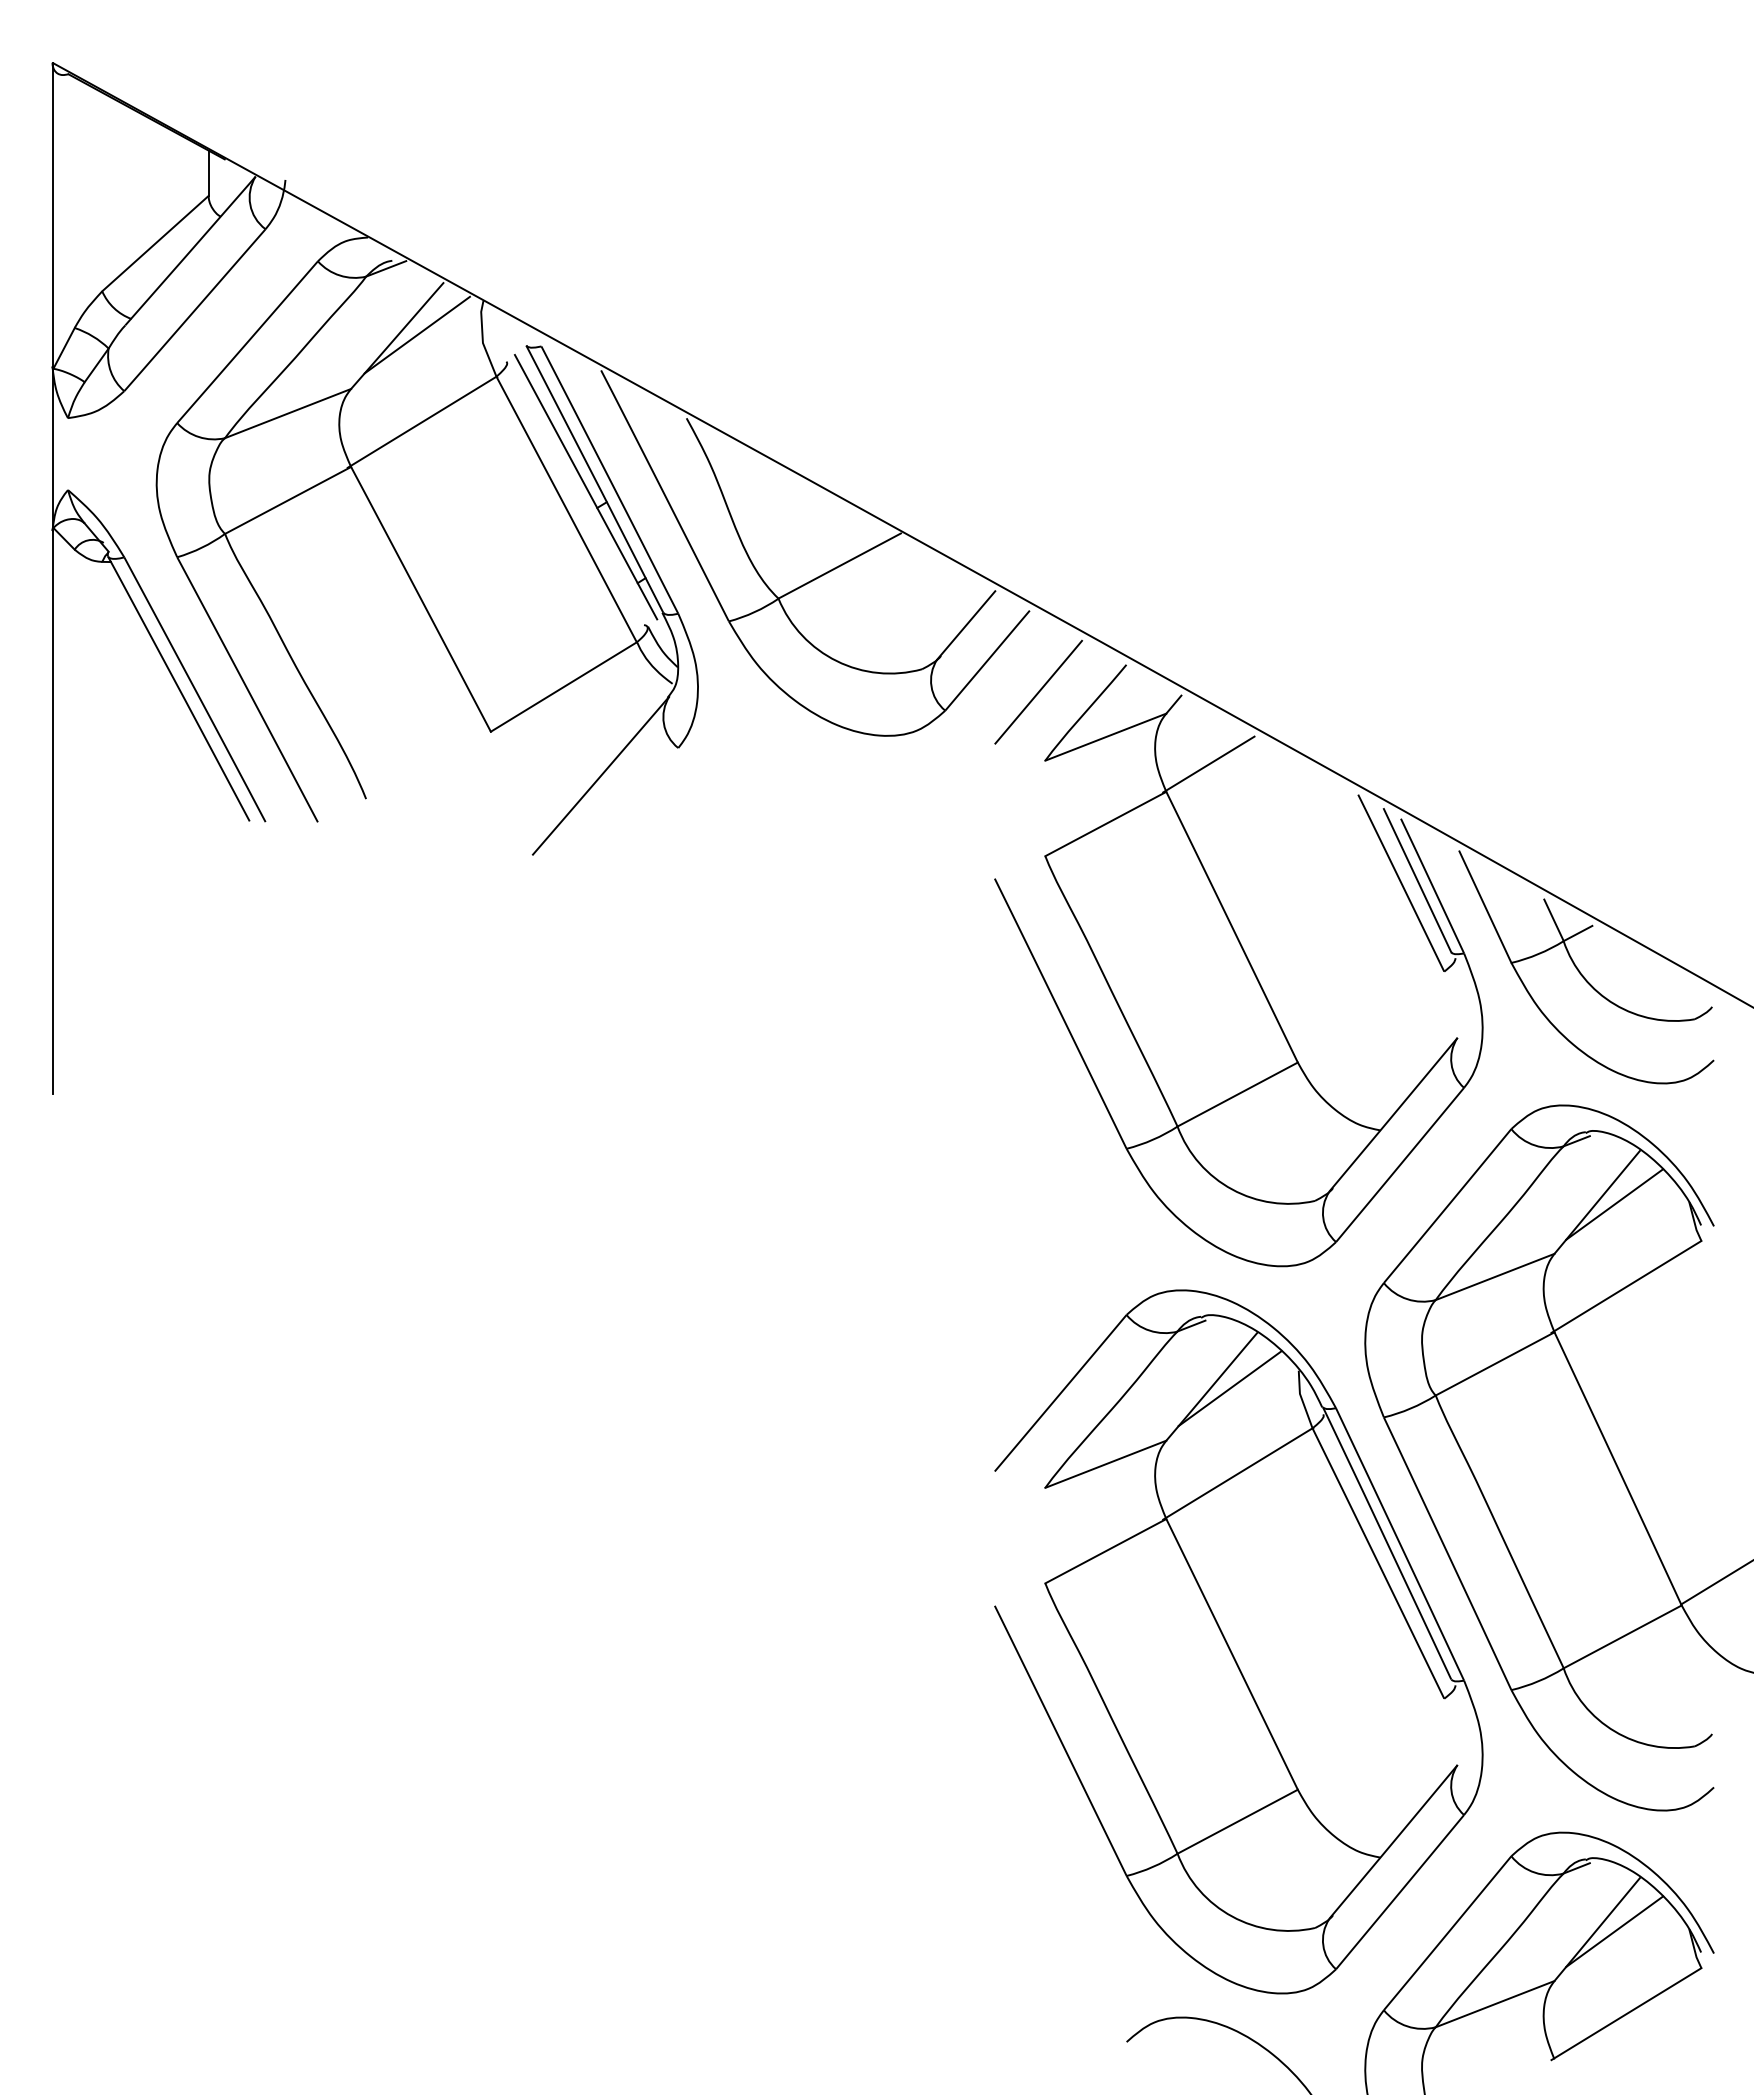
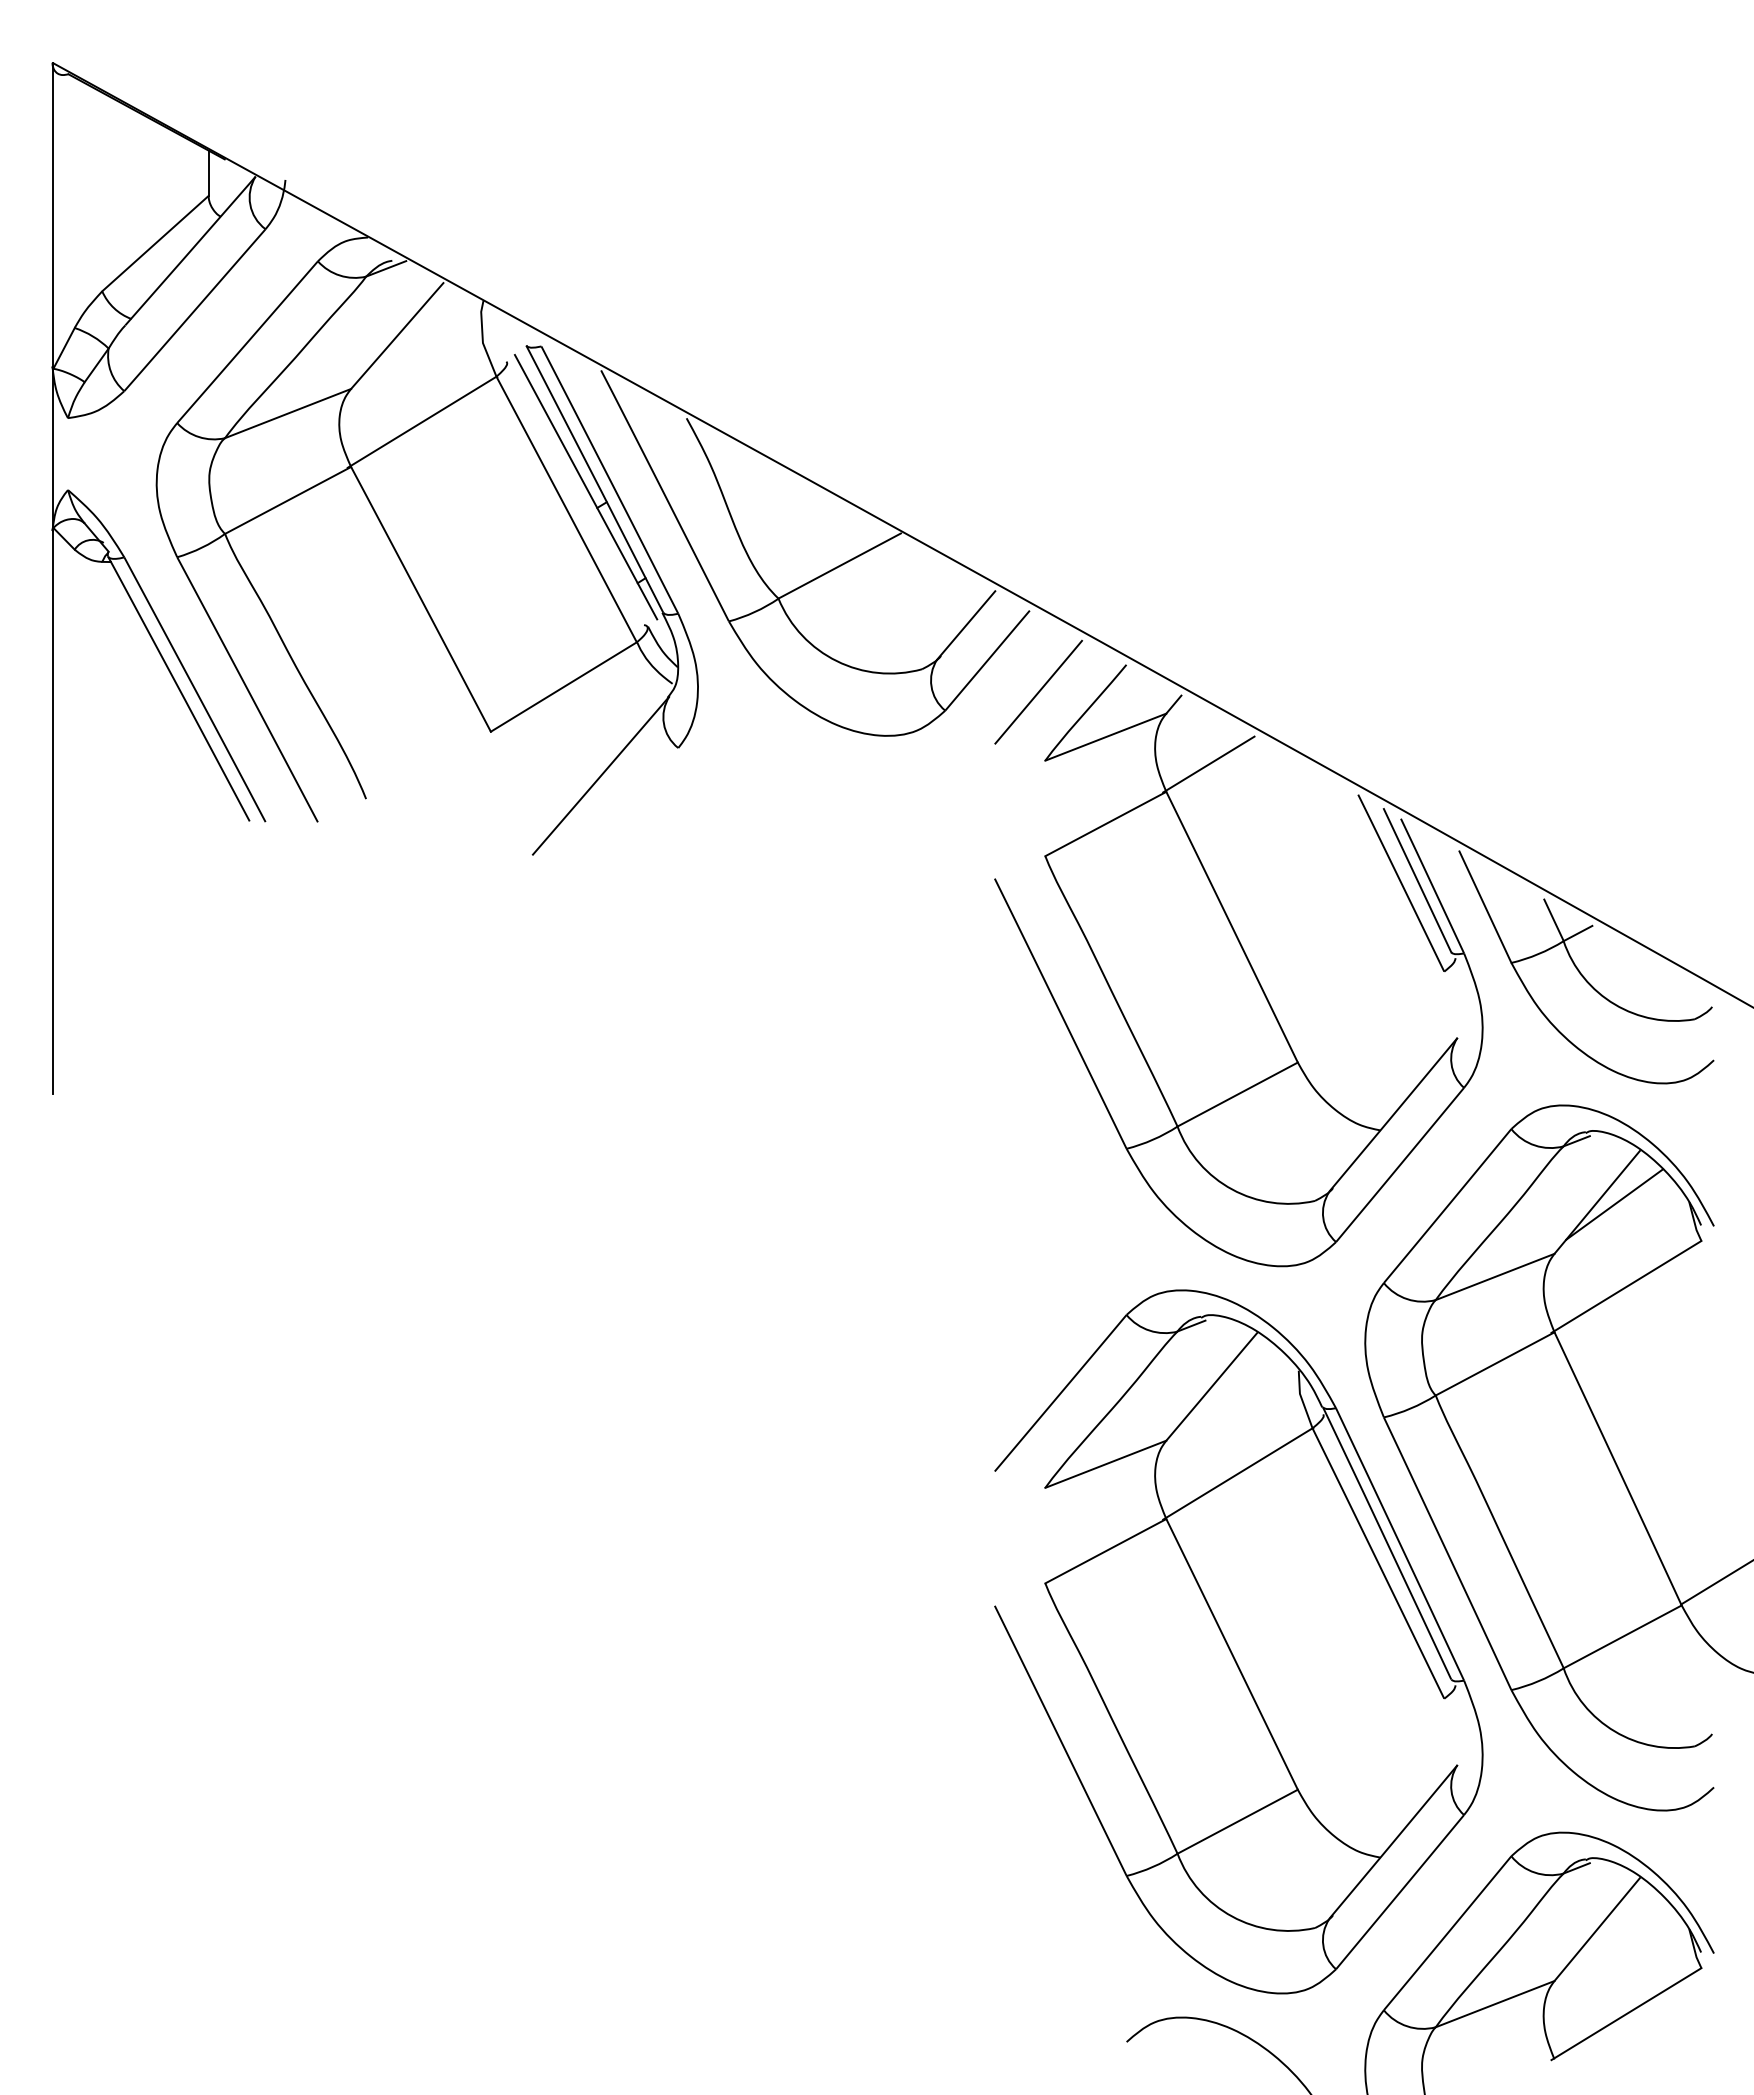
line: present -> none (416, 334)
line: present -> none (1229, 1388)
line: present -> none (1614, 1931)
